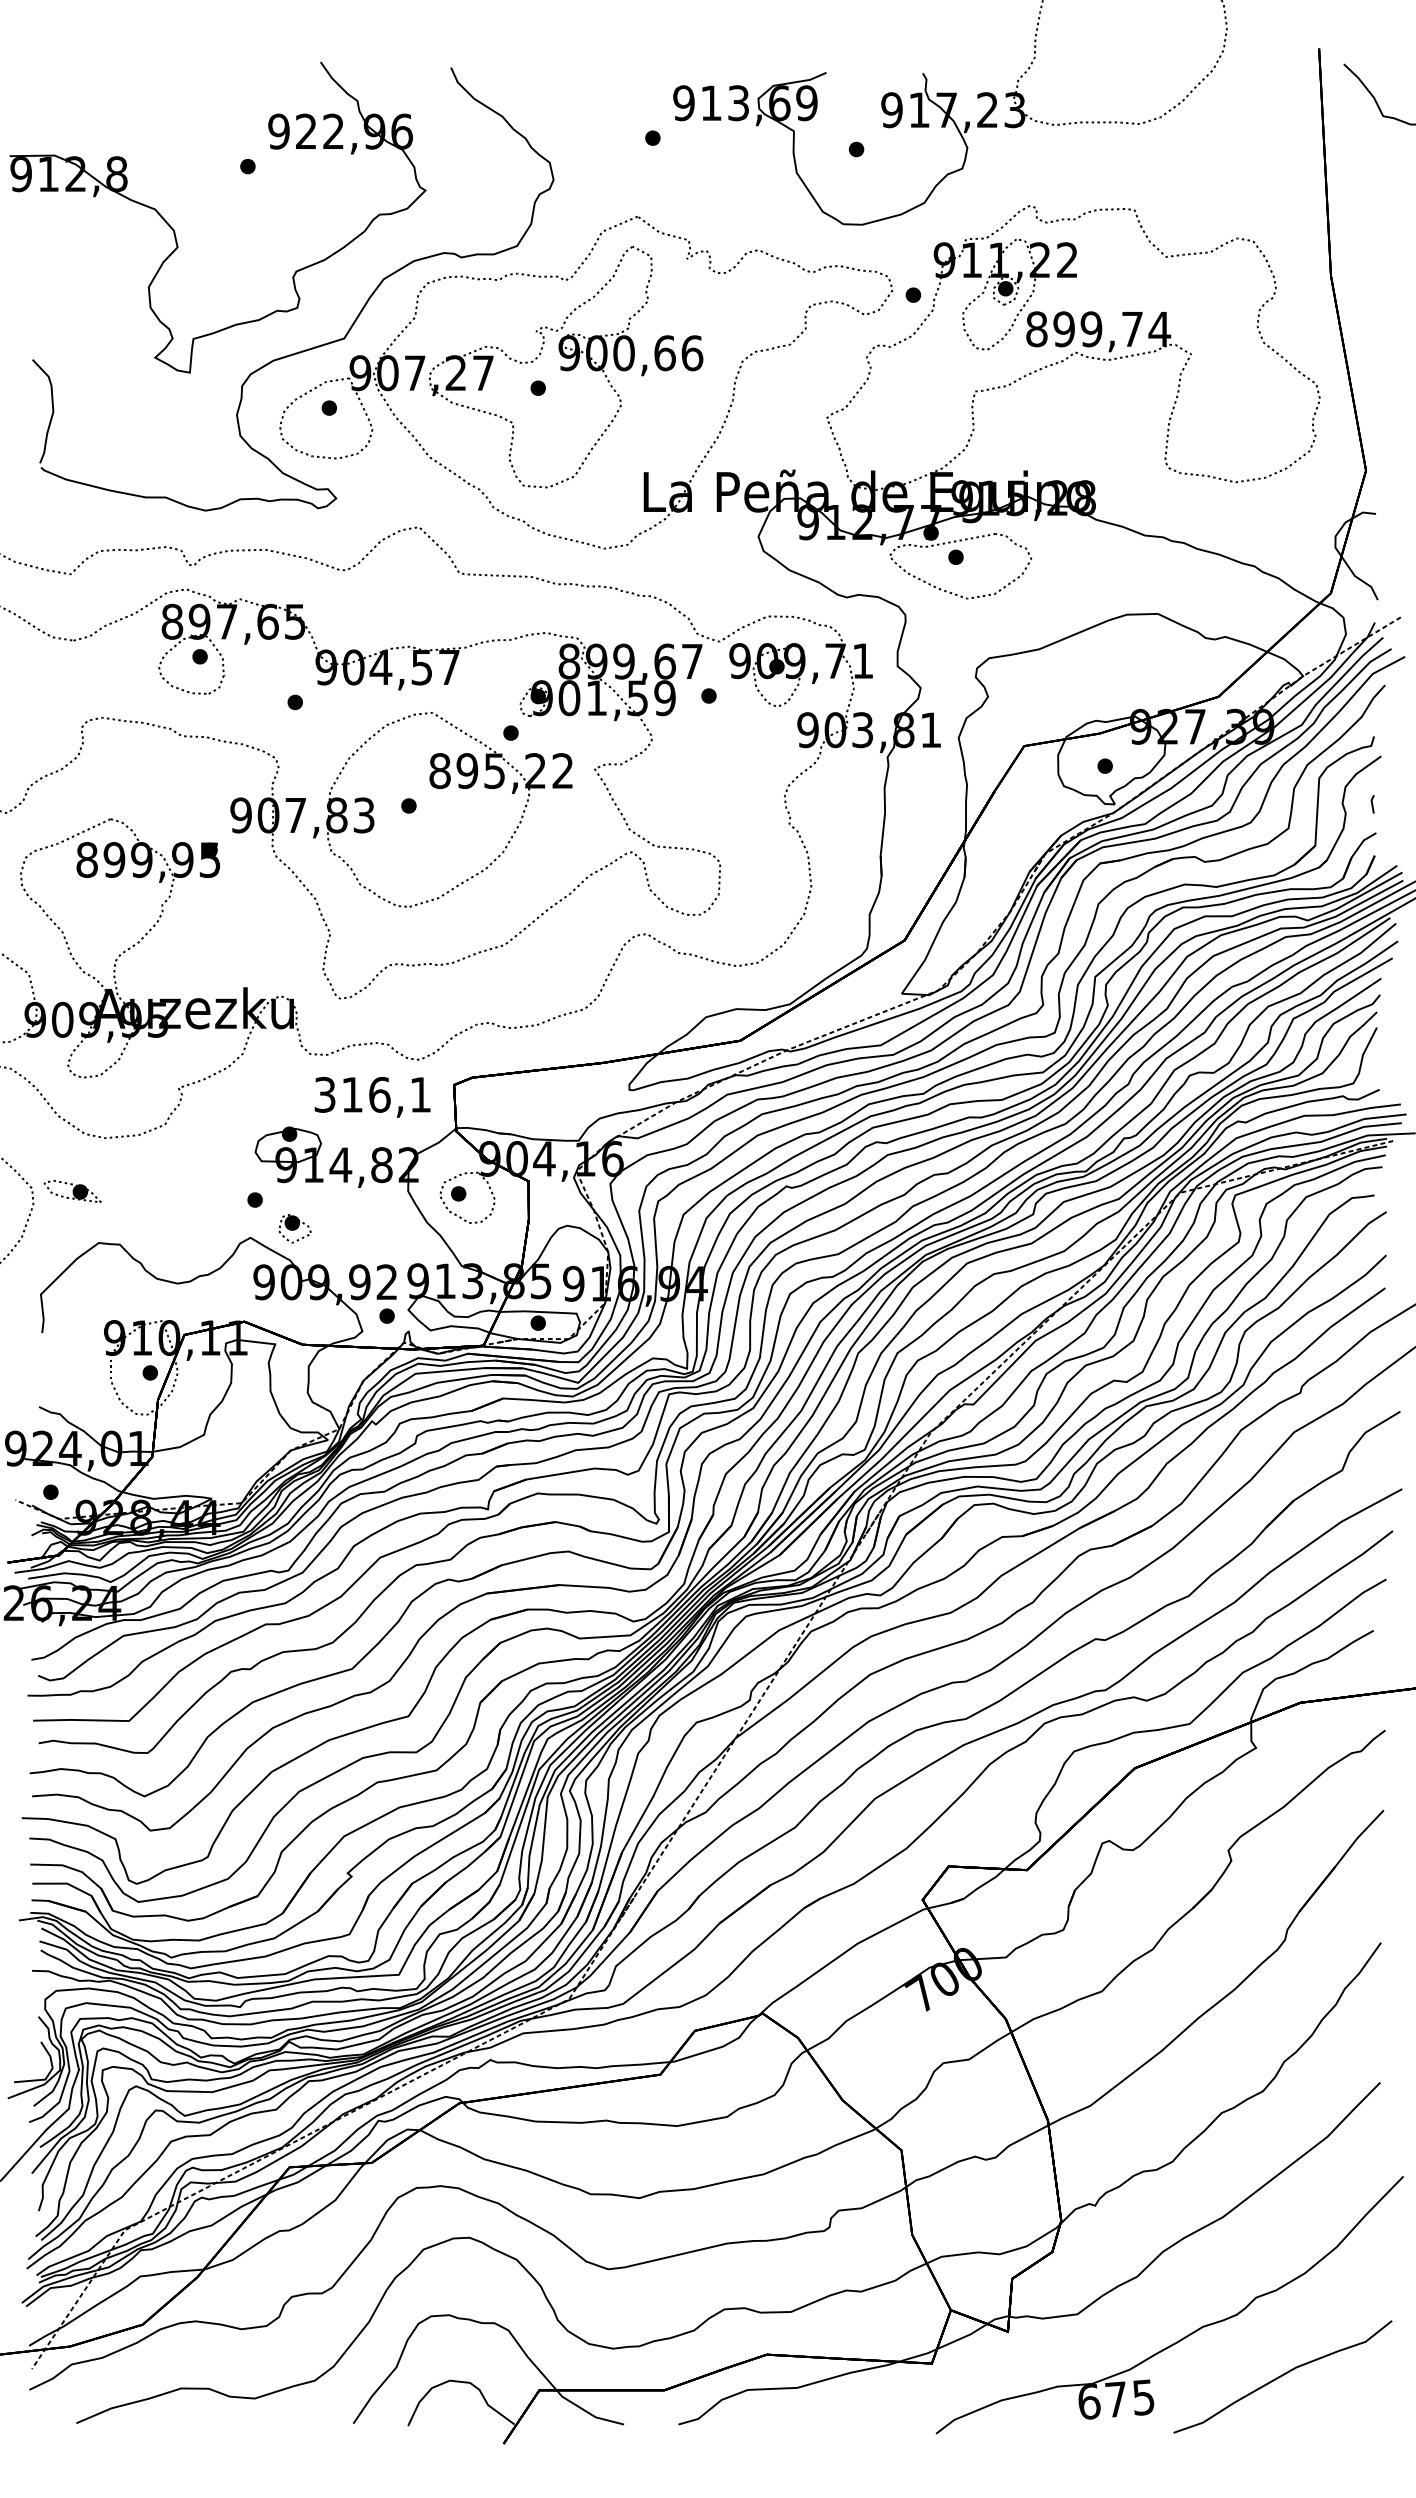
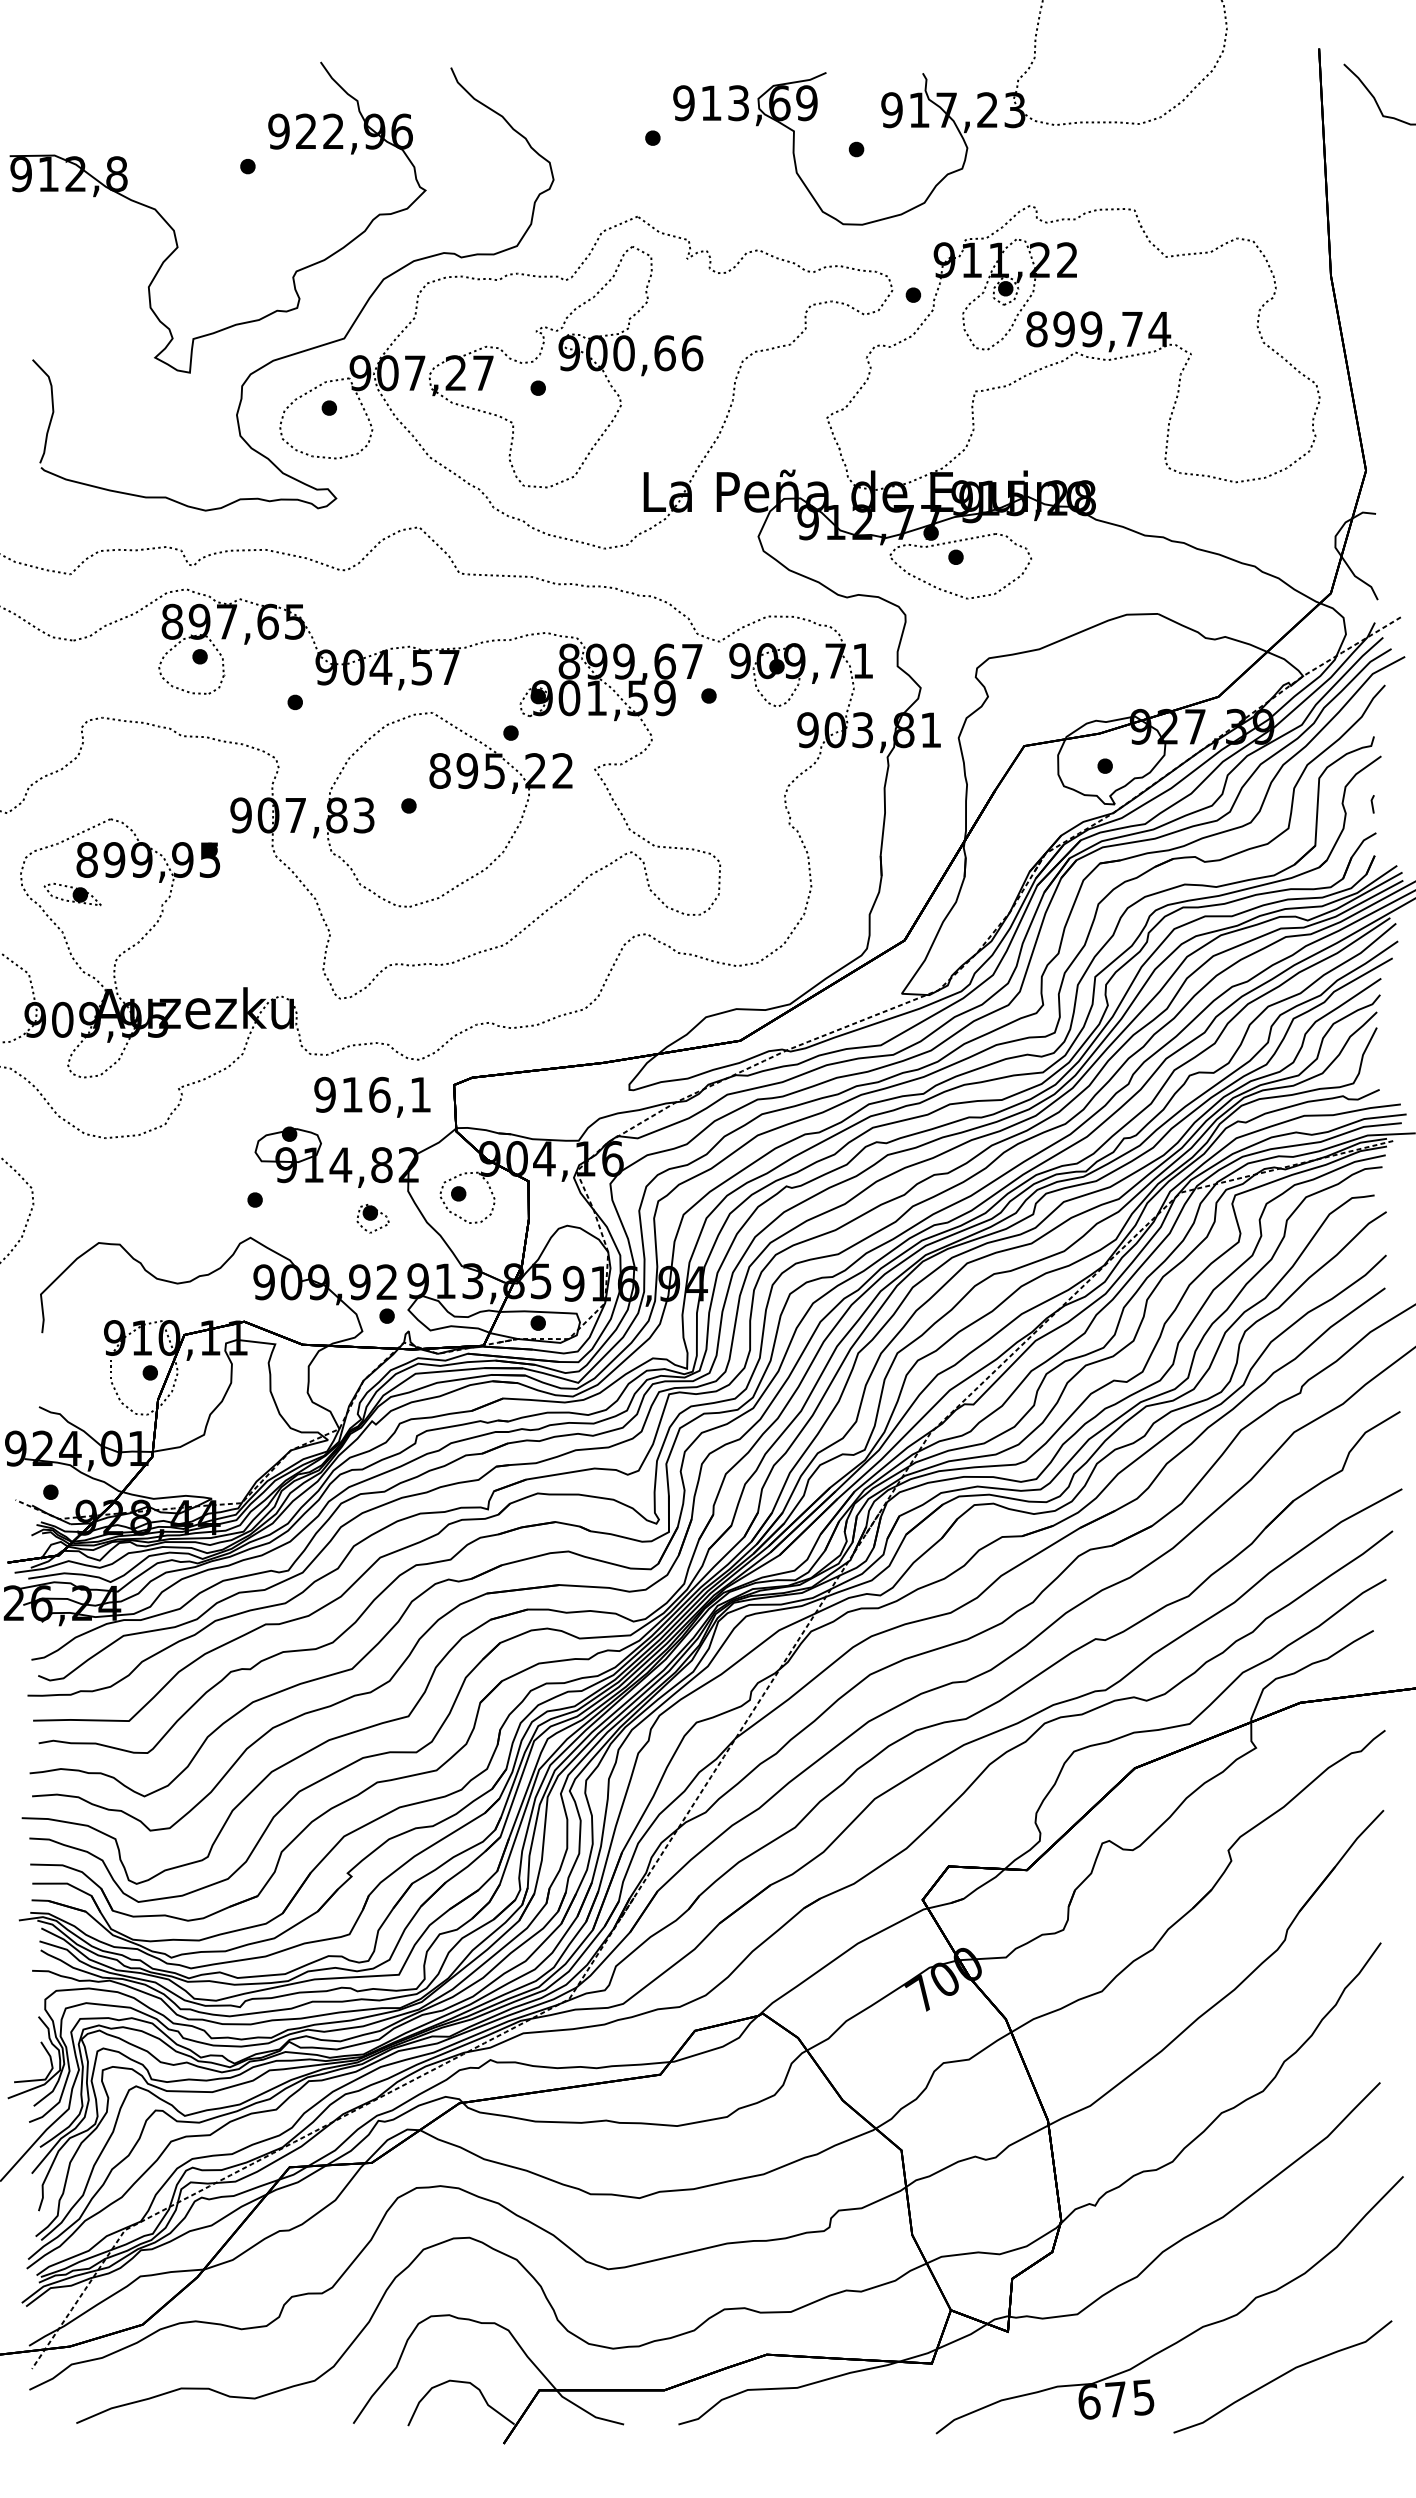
text: 316,1 -> 916,1 (324, 1094)
part position: (72, 1191) -> (72, 894) (72, 894)
part position: (294, 1228) -> (372, 1218) (372, 1218)
